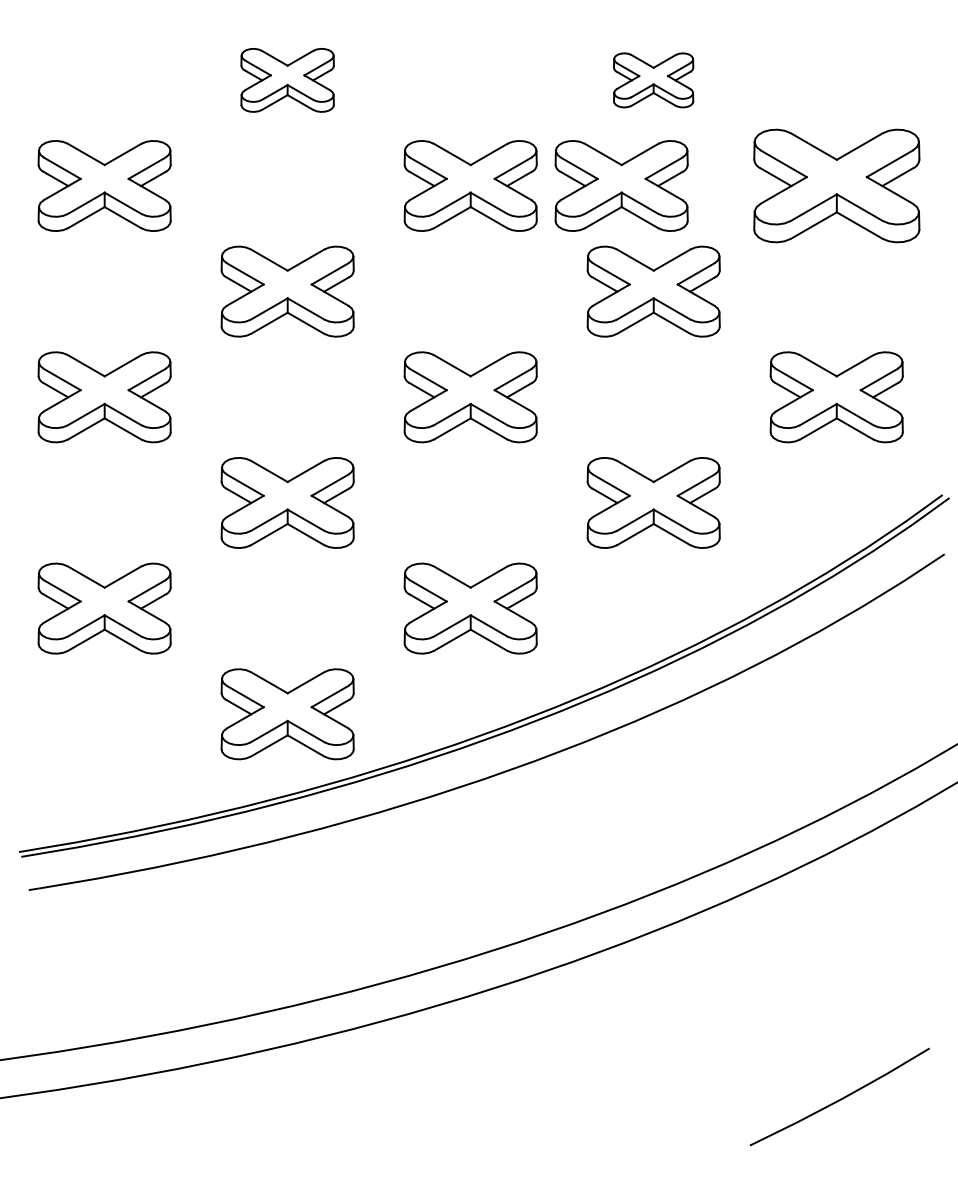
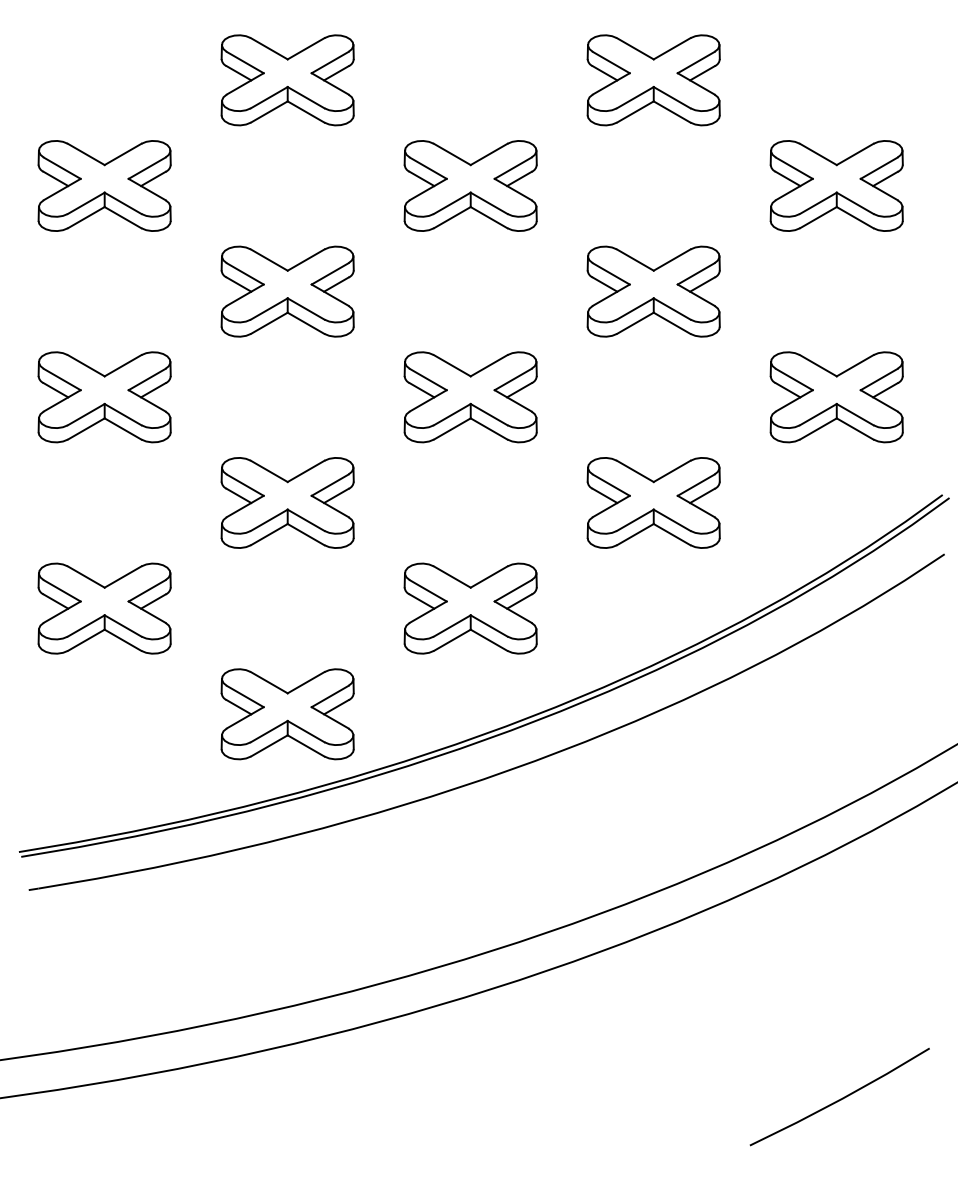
part size: 95x65 px -> 135x93 px (287, 80)
part size: 82x57 px -> 135x93 px (653, 80)
part: present -> none (621, 185)
part size: 168x116 px -> 135x92 px (836, 185)
